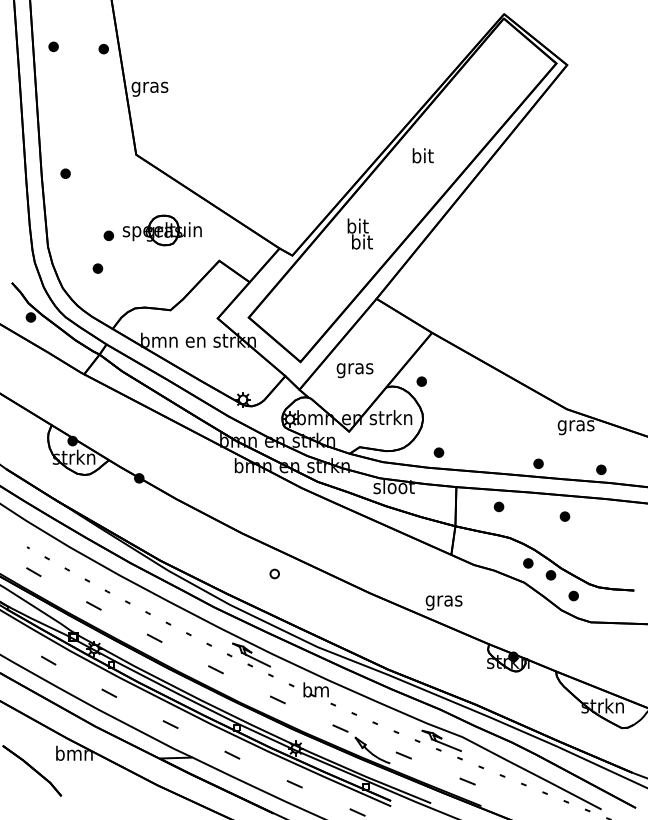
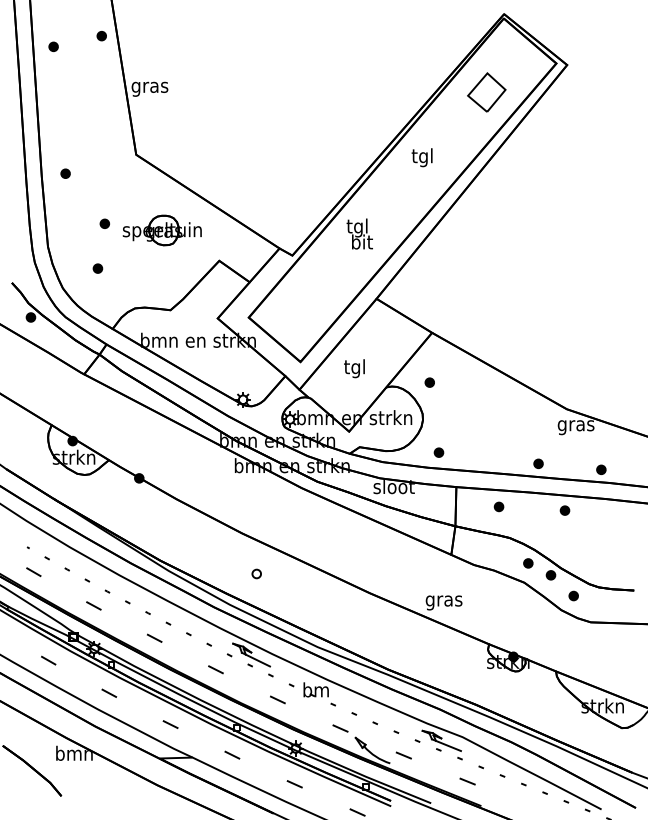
part position: (103, 49) -> (101, 36) (101, 36)
part: none -> present (486, 92)
text: bit -> tgl (422, 157)
text: bit -> tgl (357, 227)
part position: (108, 235) -> (104, 223) (104, 223)
text: gras -> tgl (354, 368)
part position: (421, 381) -> (429, 382) (429, 382)
part position: (564, 516) -> (564, 510) (564, 510)
part position: (274, 573) -> (256, 573) (256, 573)
